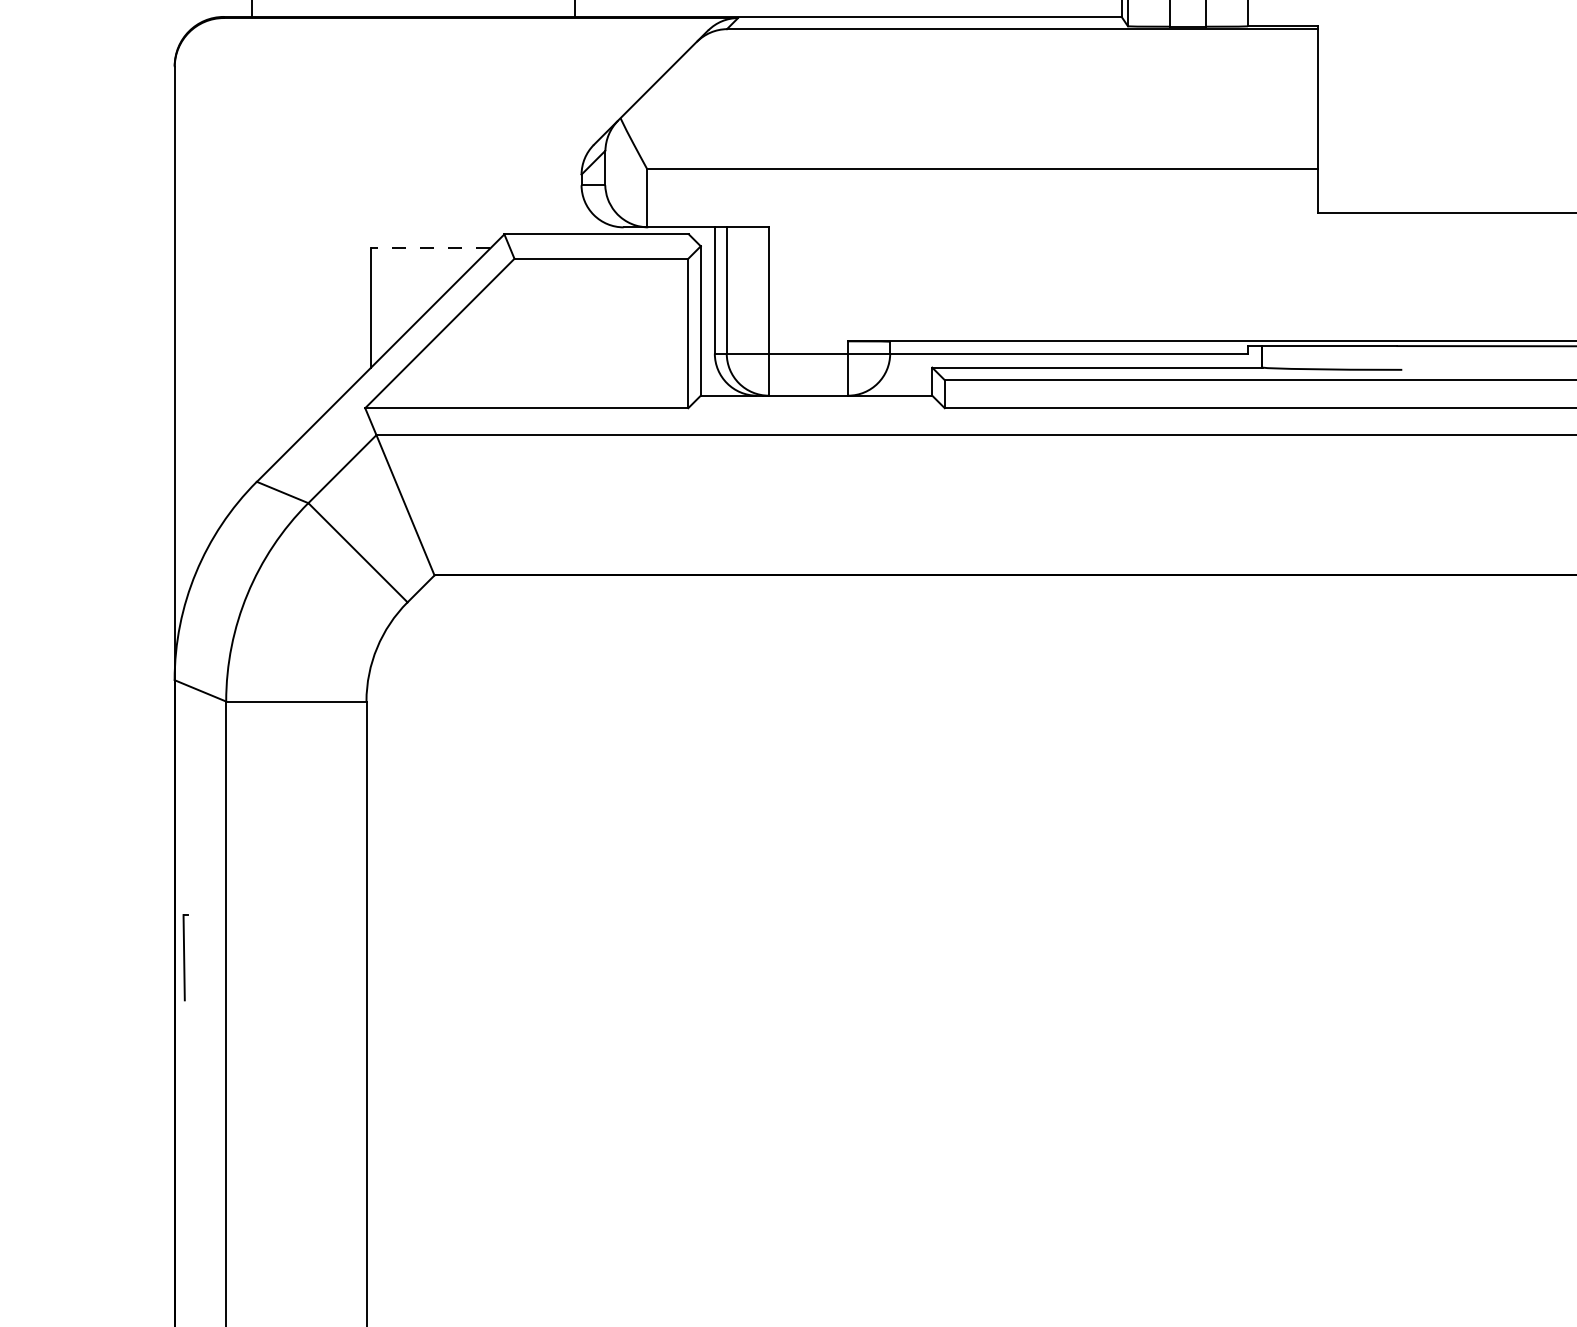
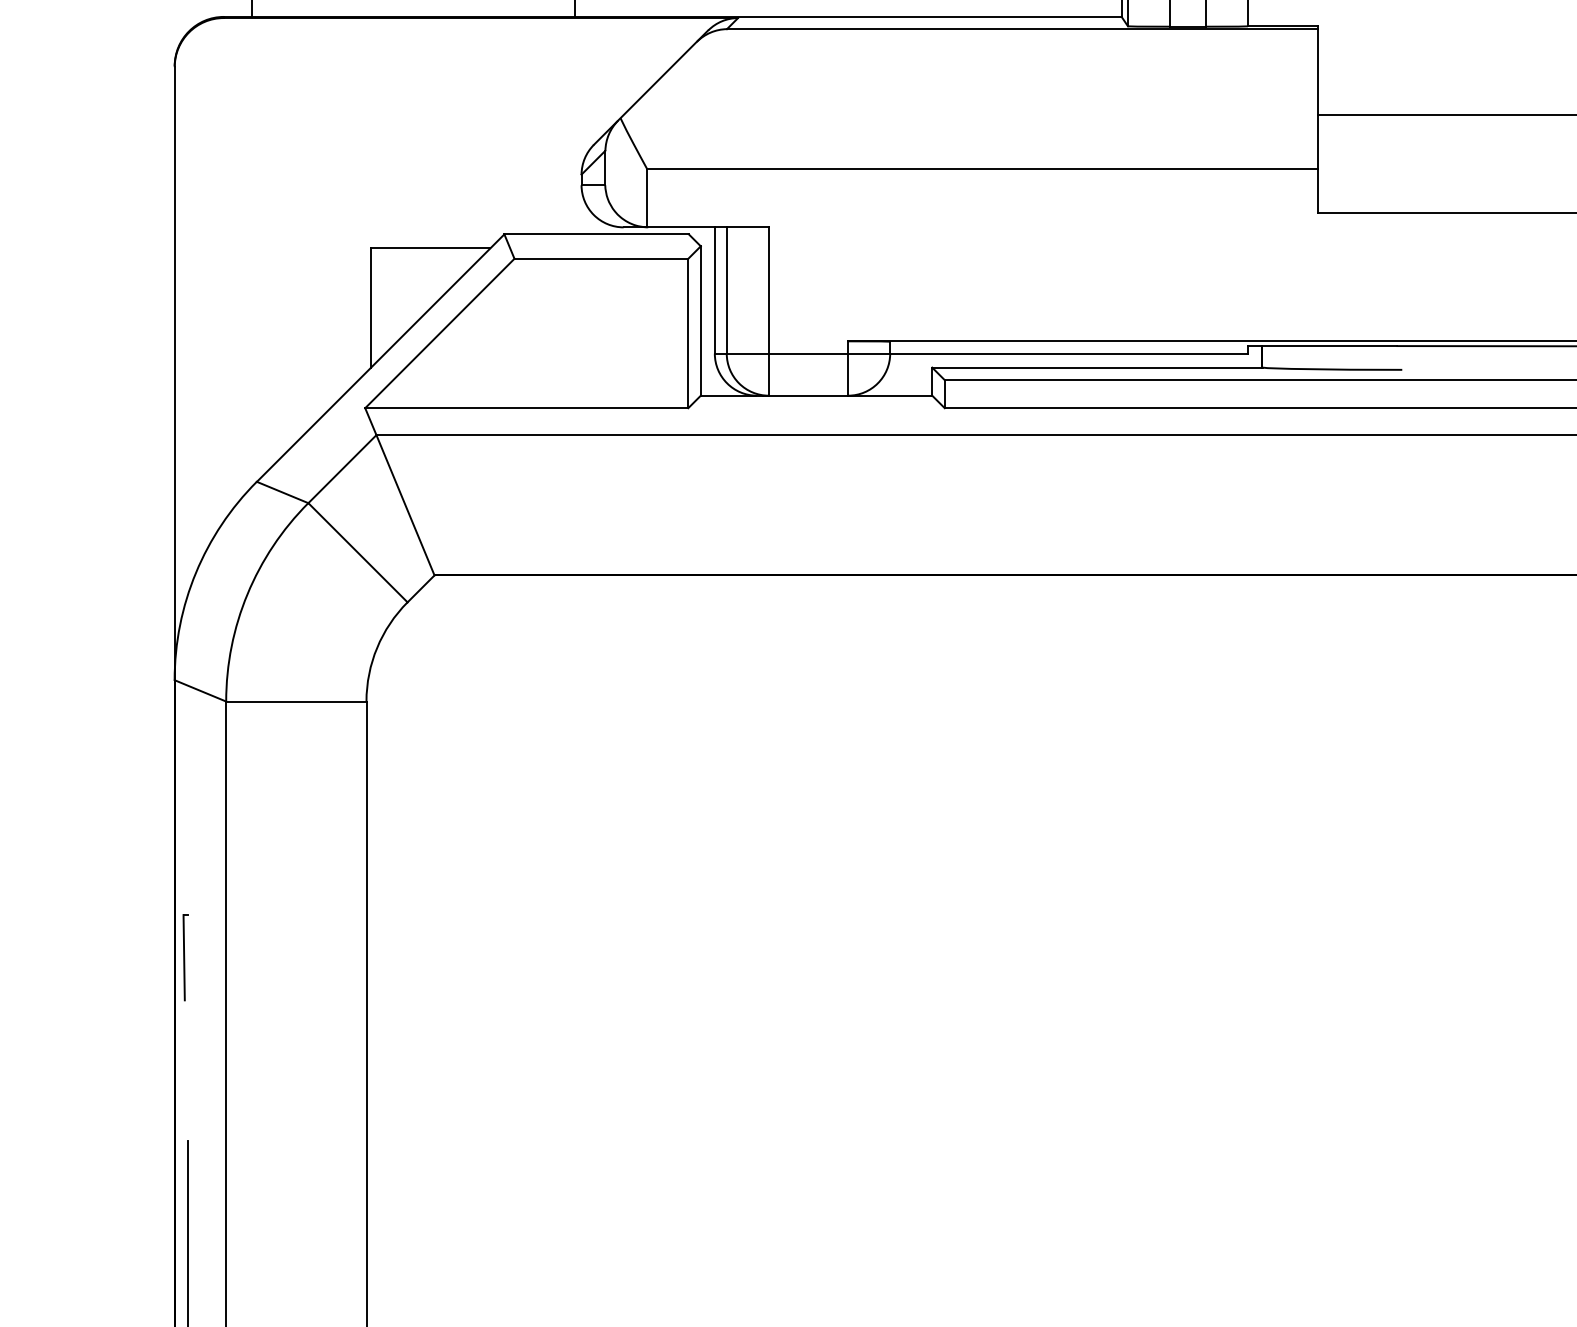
line: none -> present (1445, 115)
line: dashed -> solid (430, 248)
line: none -> present (188, 1231)
